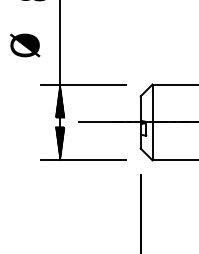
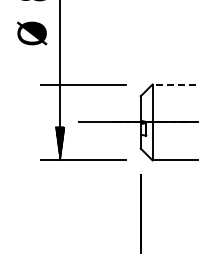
text position: (25, 45) -> (32, 33) (32, 33)
line: solid -> dashed (175, 84)
hatch: present -> none (59, 100)
